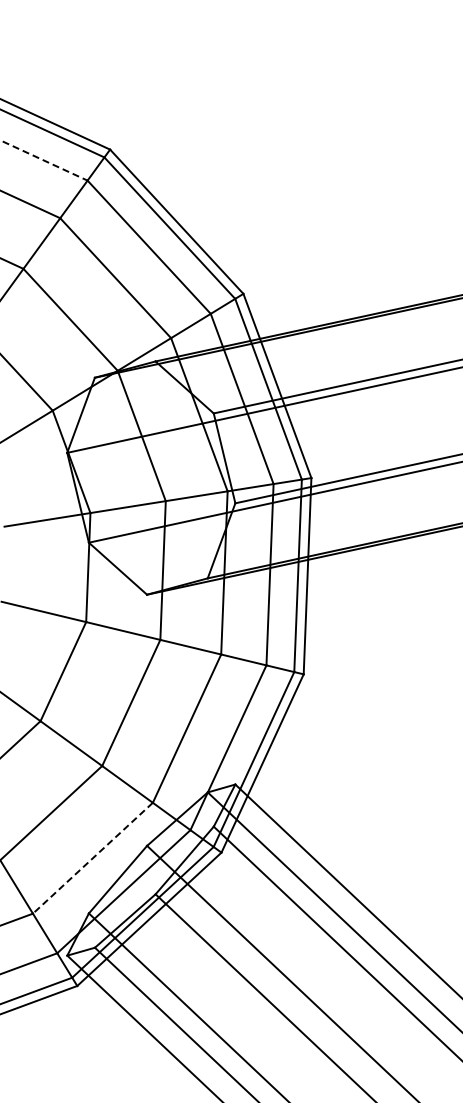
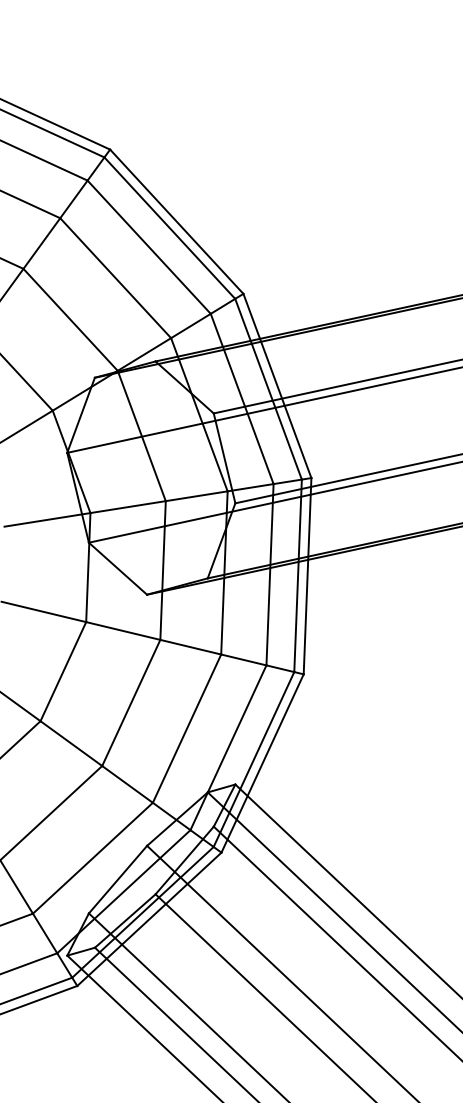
line: dashed -> solid (44, 160)
line: dashed -> solid (92, 858)
